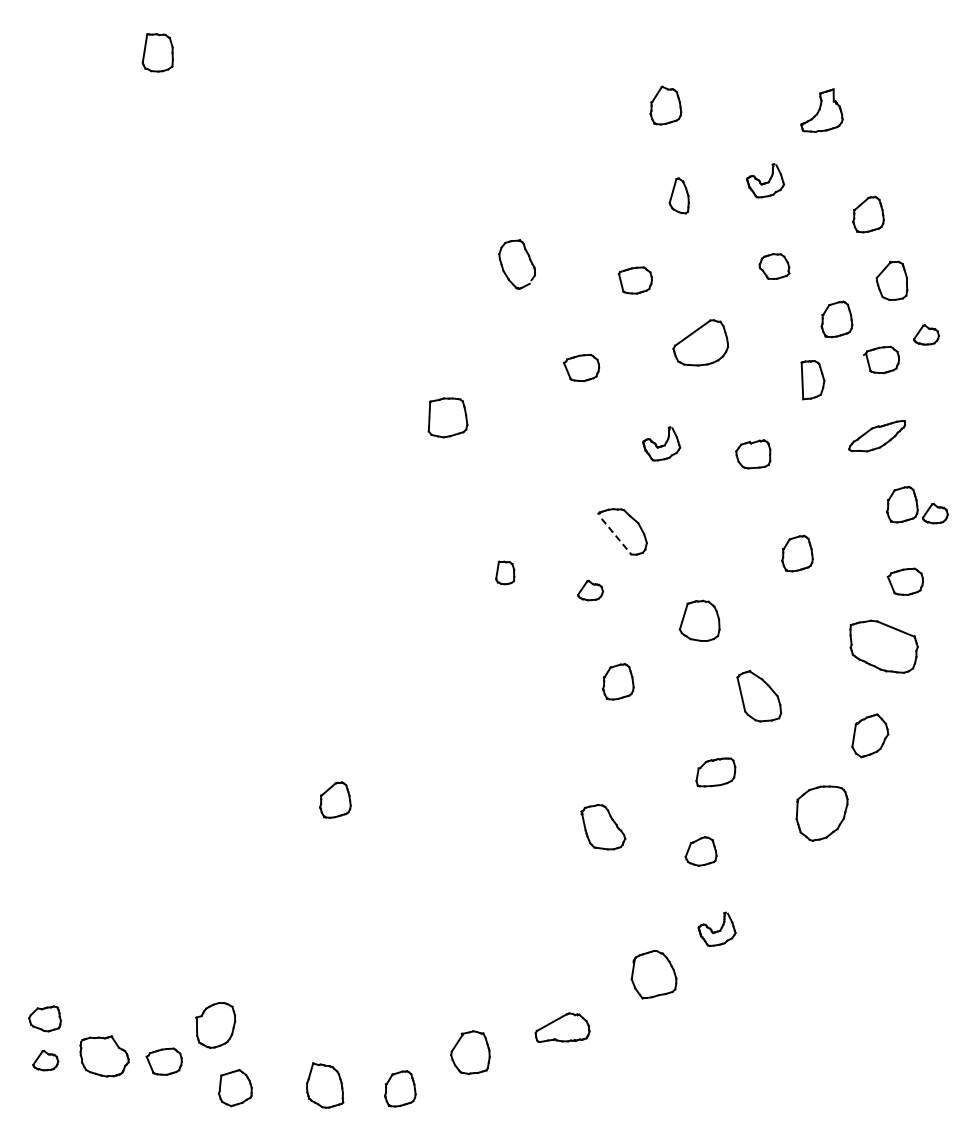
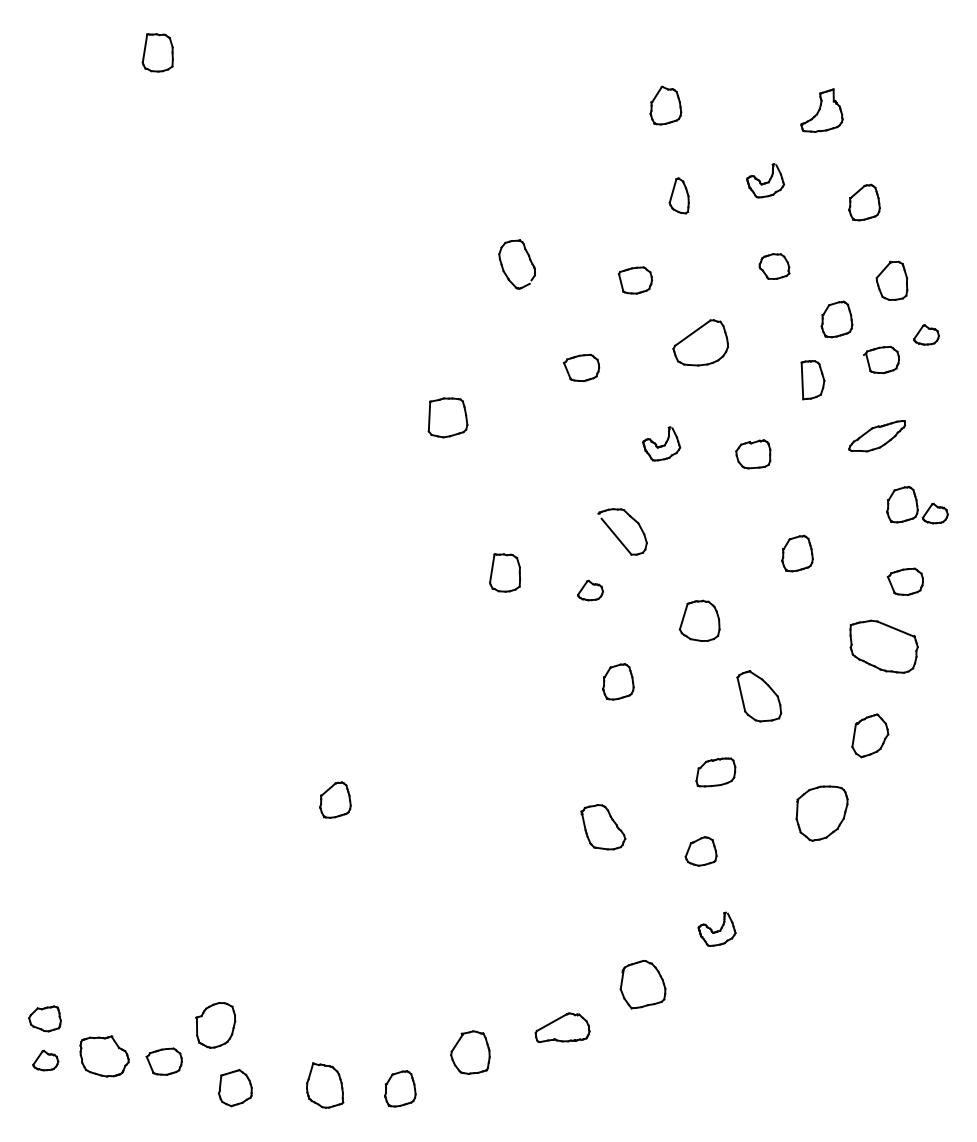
part position: (868, 214) -> (864, 202) (864, 202)
line: dashed -> solid (616, 537)
part size: 21x26 px -> 33x40 px (505, 572)
part position: (653, 974) -> (642, 984) (642, 984)
